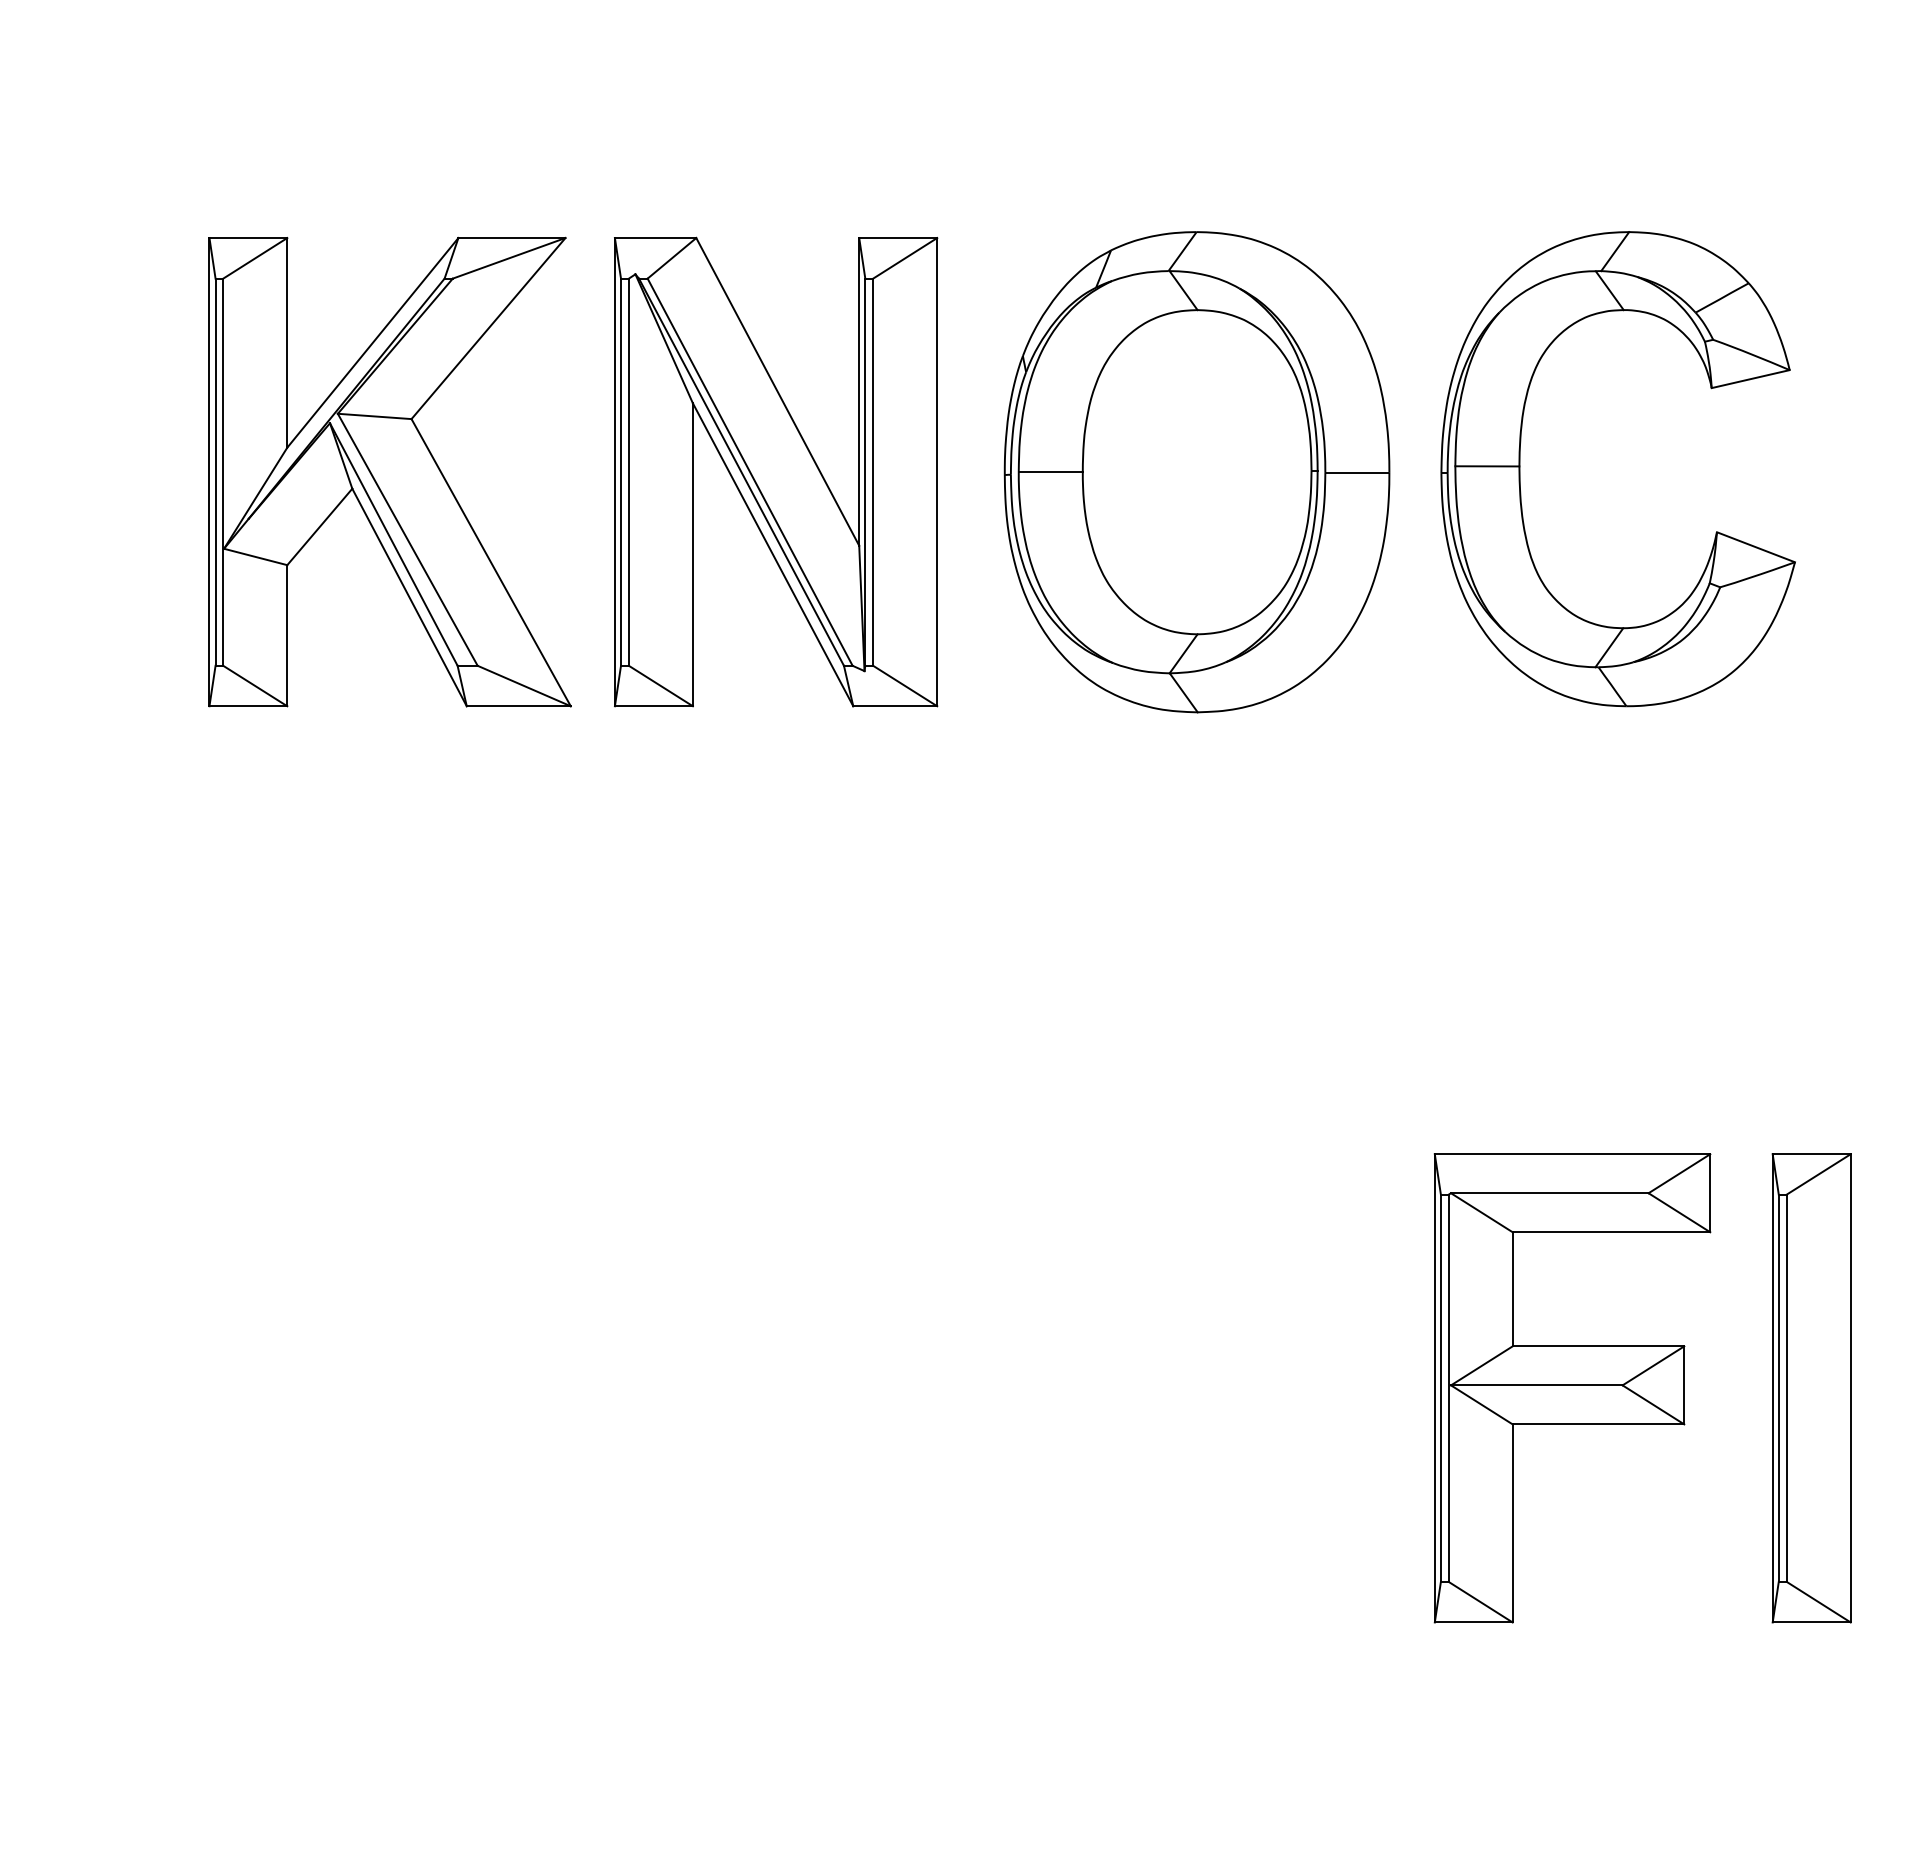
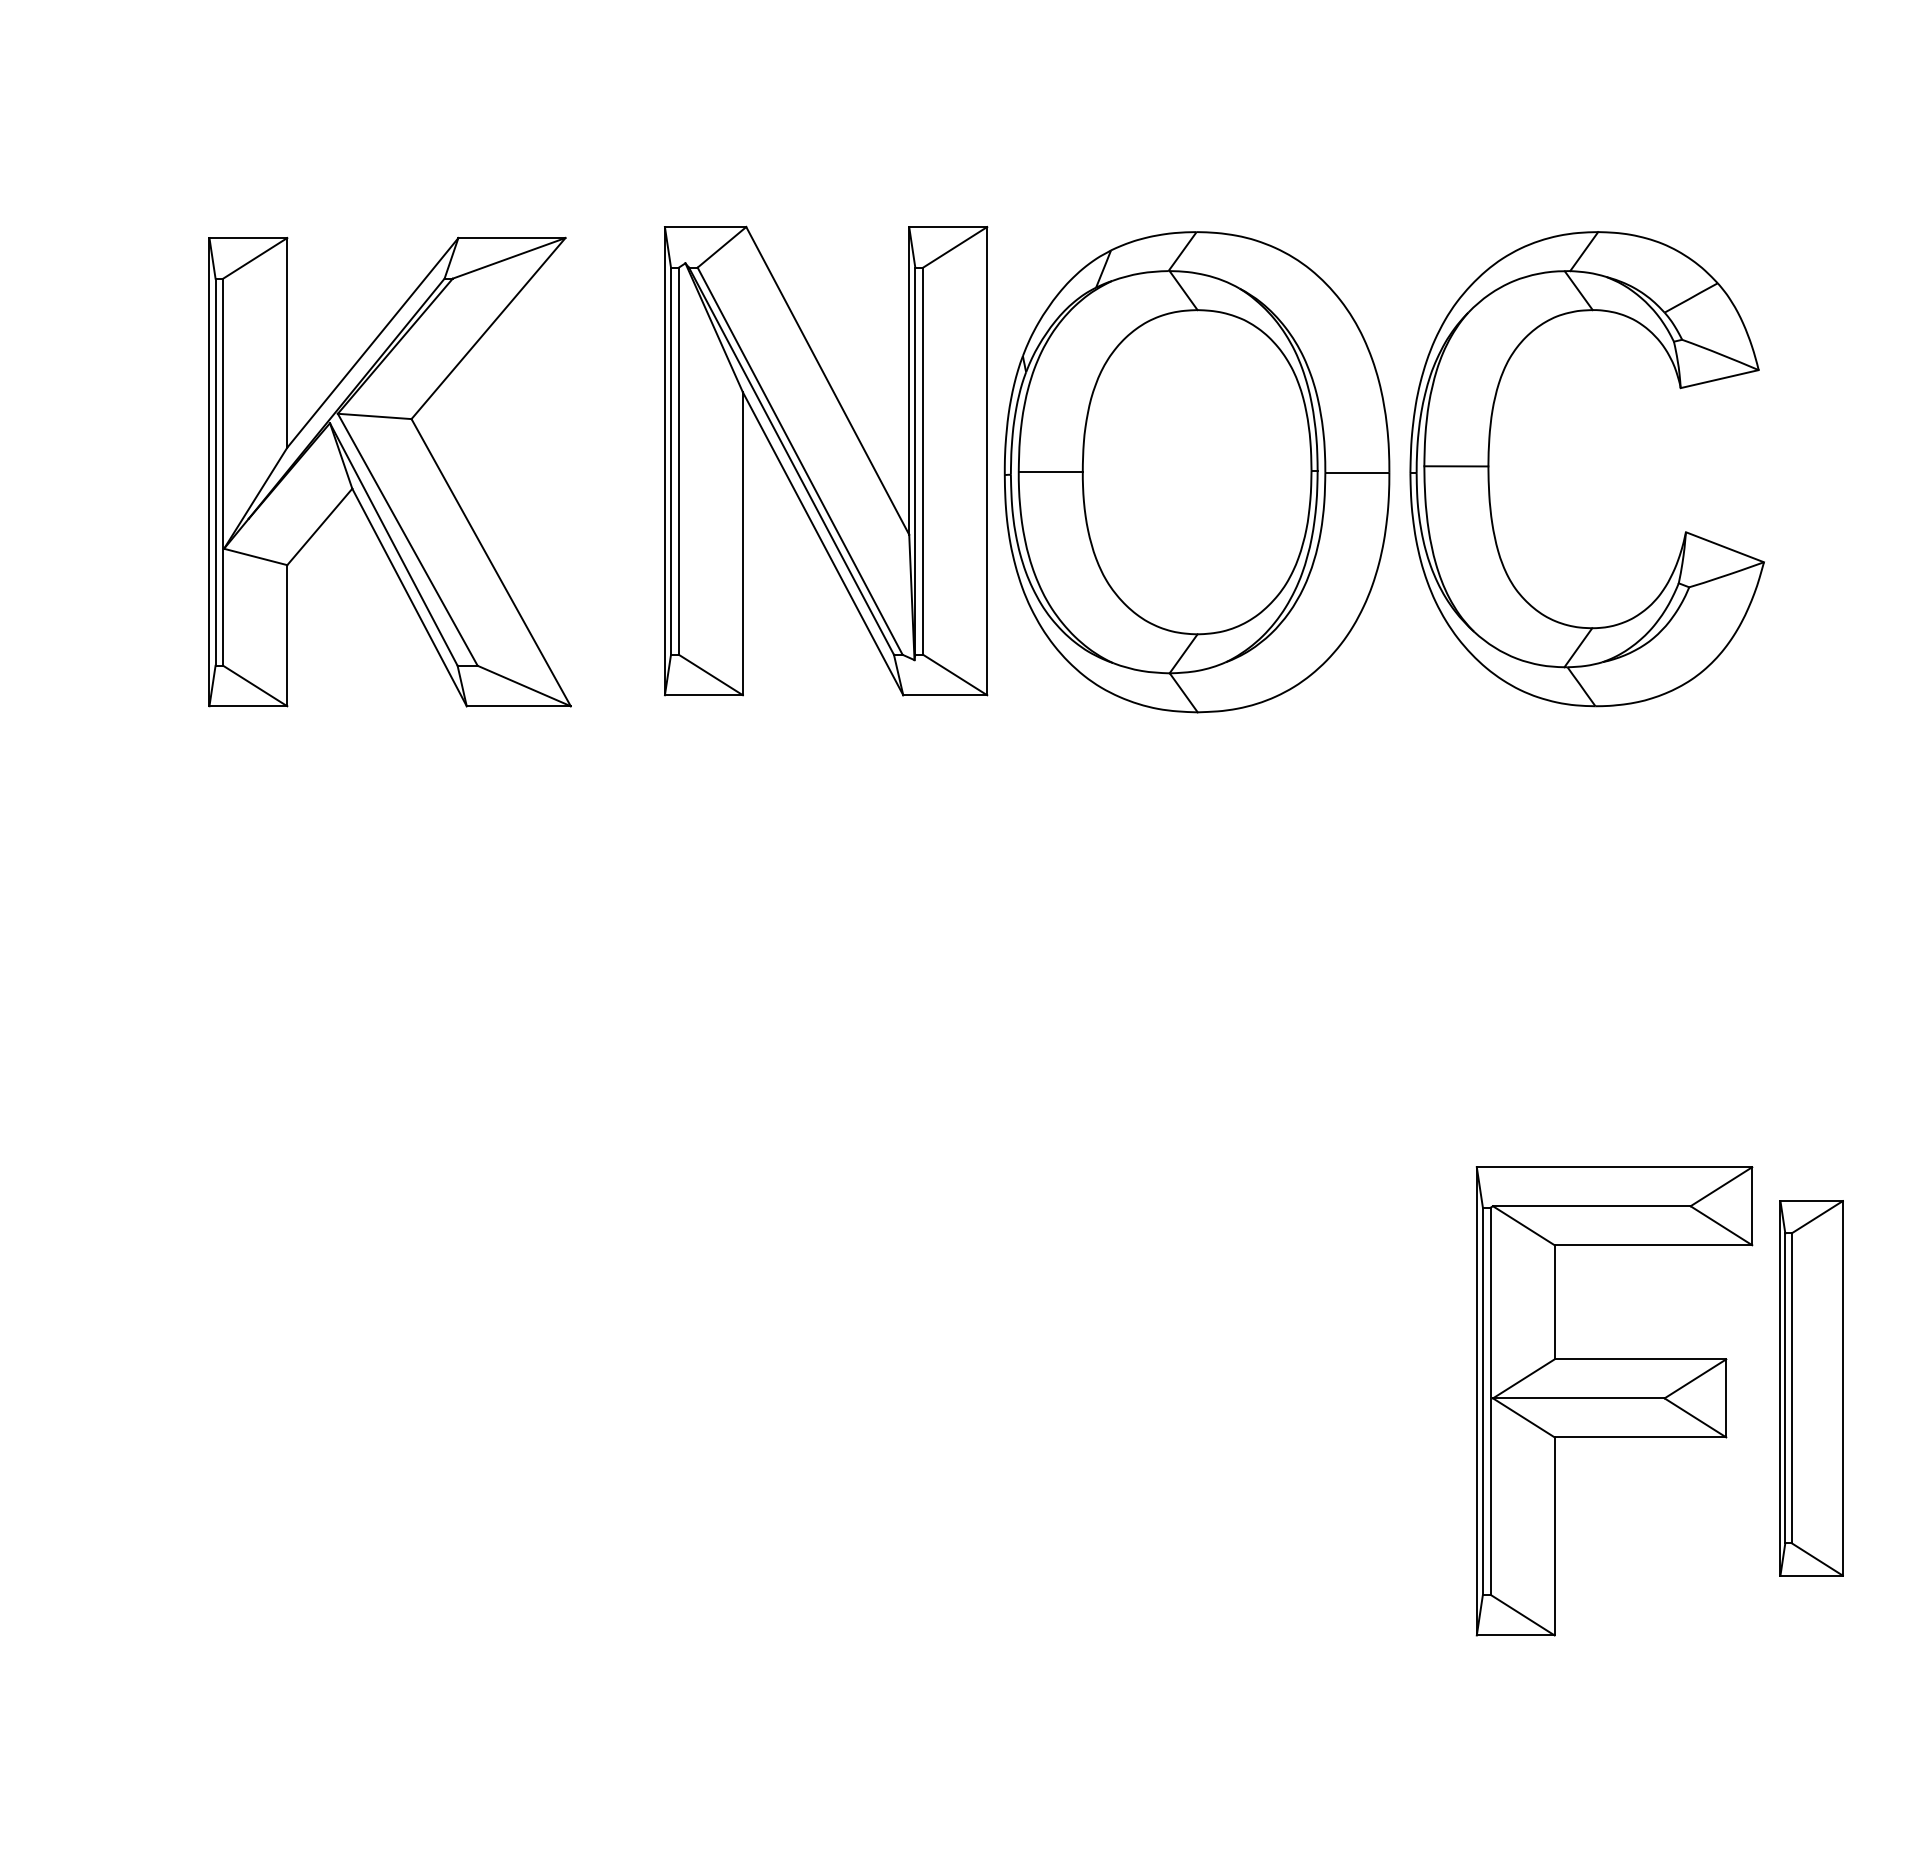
part position: (1520, 469) -> (1489, 469) (1489, 469)
part position: (776, 471) -> (826, 460) (826, 460)
part position: (1572, 1388) -> (1614, 1401) (1614, 1401)
part size: 81x471 px -> 65x377 px (1811, 1388)
